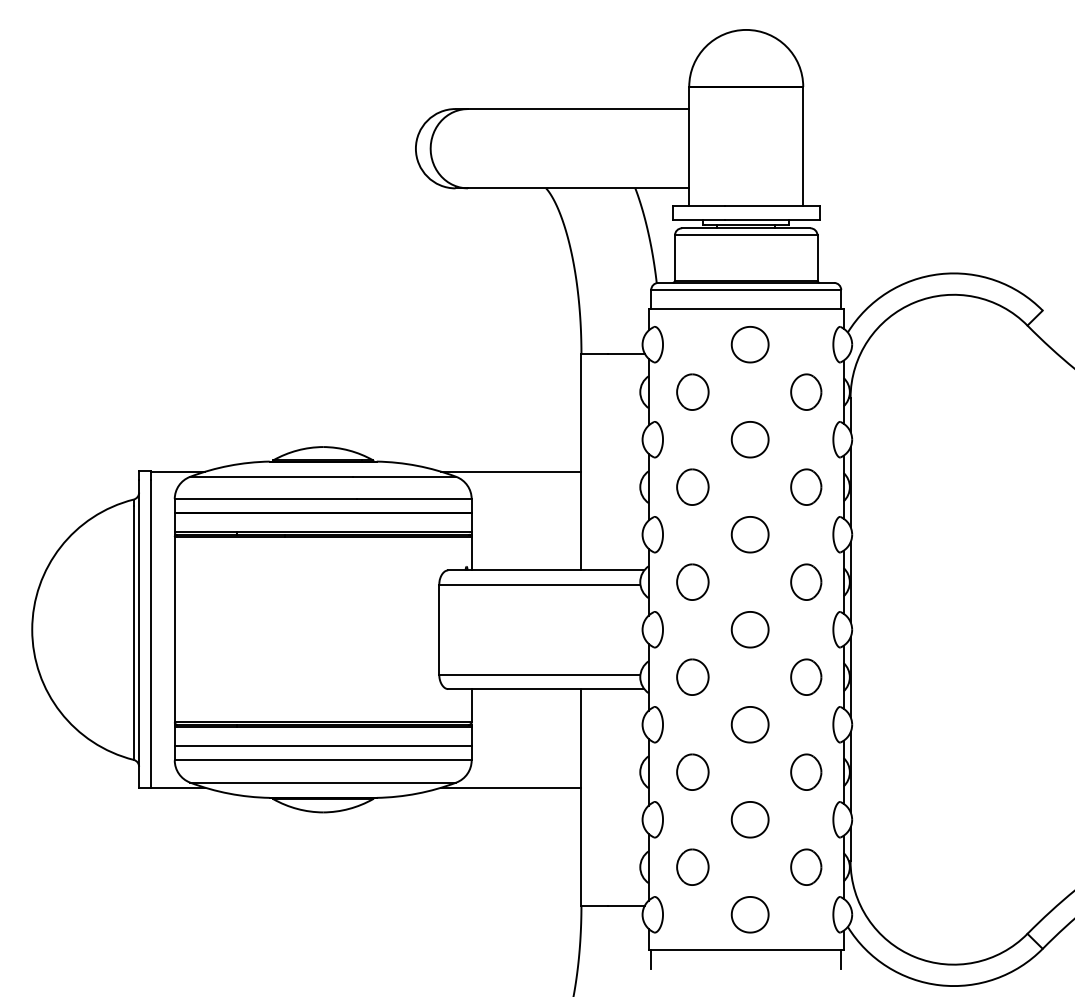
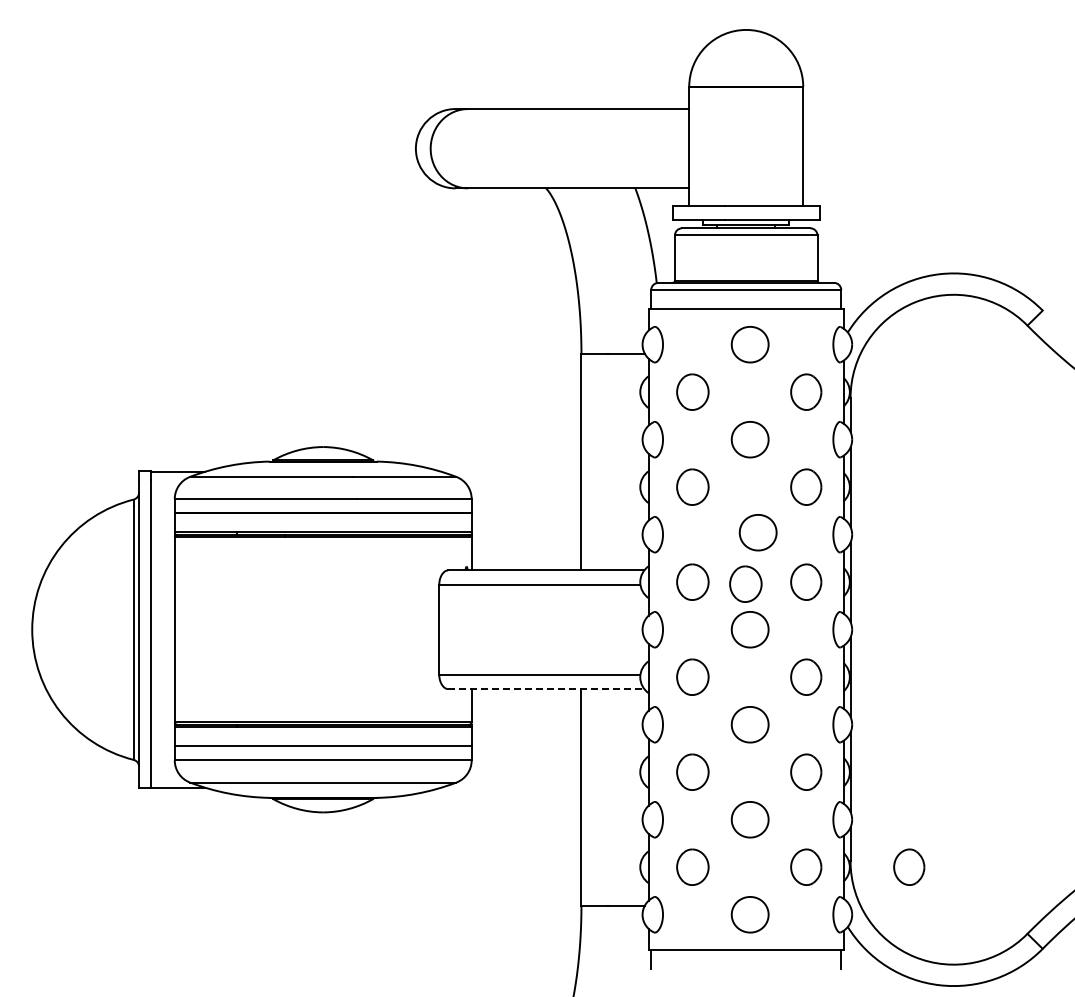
line: present -> none (511, 471)
part position: (749, 534) -> (757, 532) (757, 532)
part: none -> present (745, 583)
line: solid -> dashed (546, 689)
line: present -> none (511, 787)
part: none -> present (909, 866)
